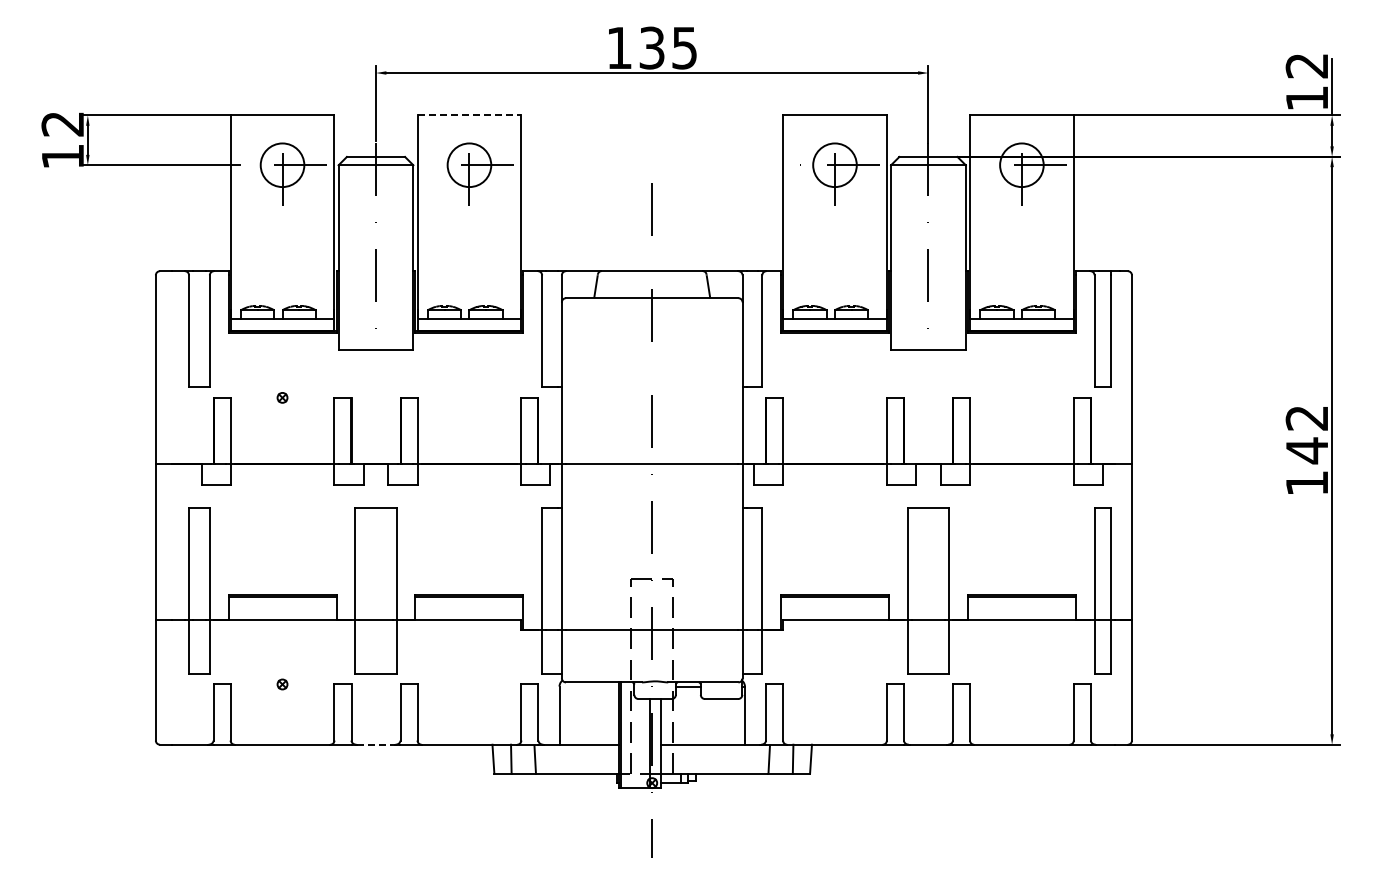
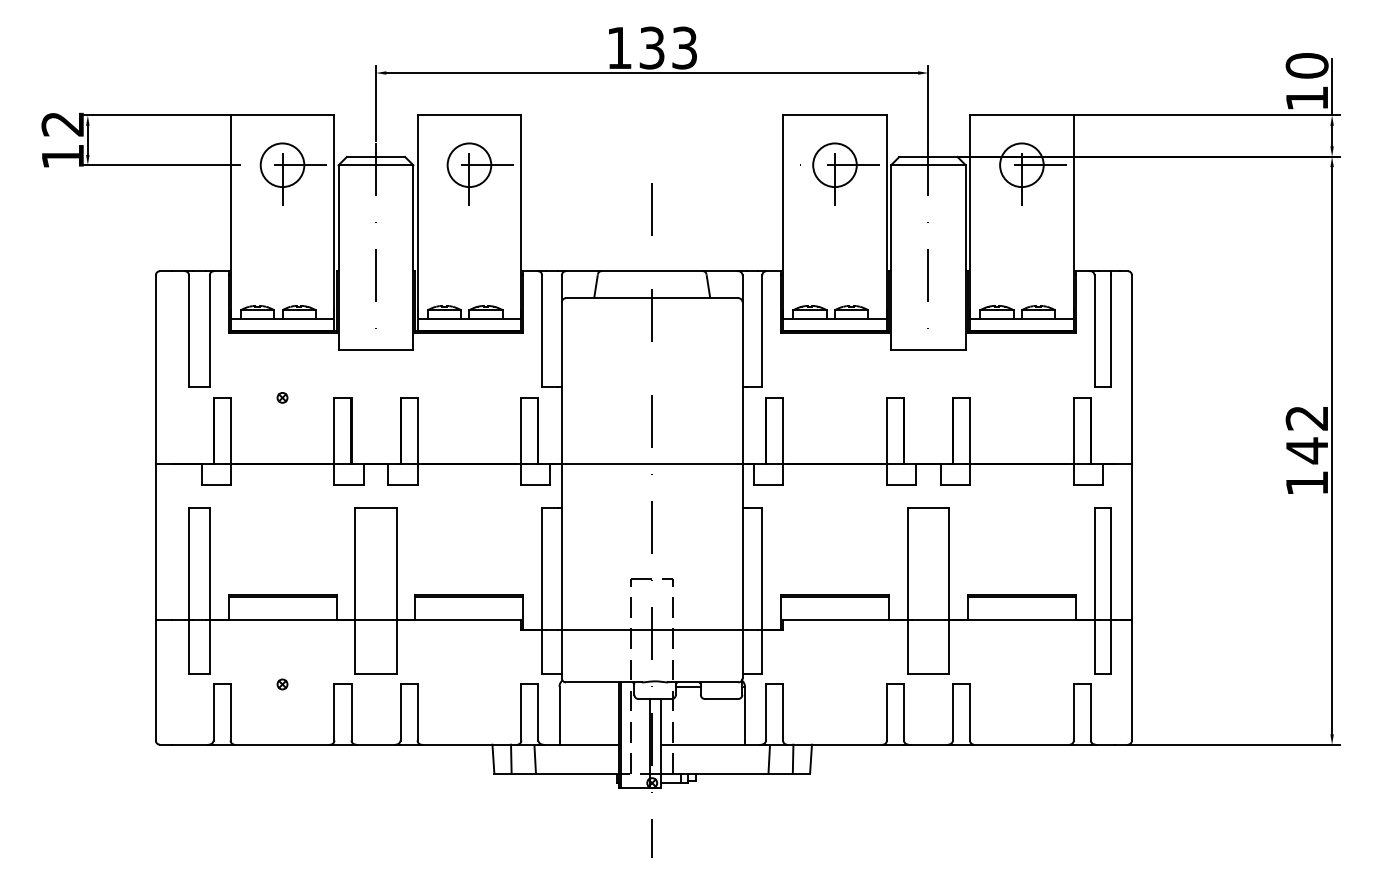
text: 135 -> 133 (684, 47)
text: 12 -> 10 (1306, 65)
line: dashed -> solid (469, 115)
line: dashed -> solid (375, 744)
